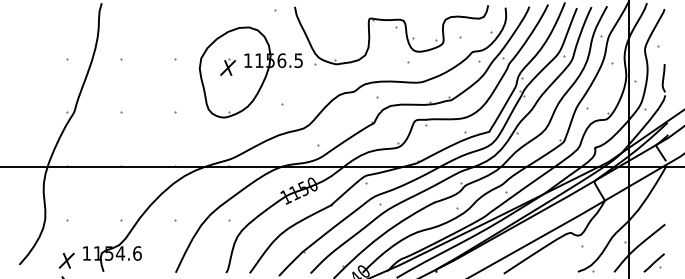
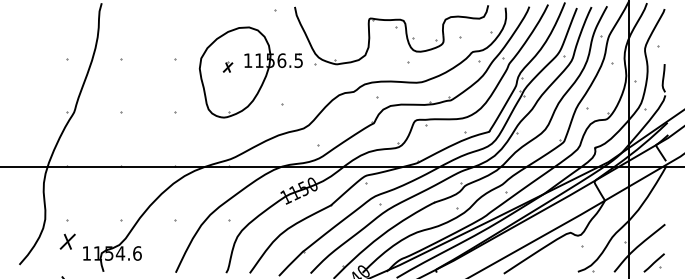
part size: 16x18 px -> 12x12 px (227, 66)
part position: (66, 260) -> (67, 241) (67, 241)
